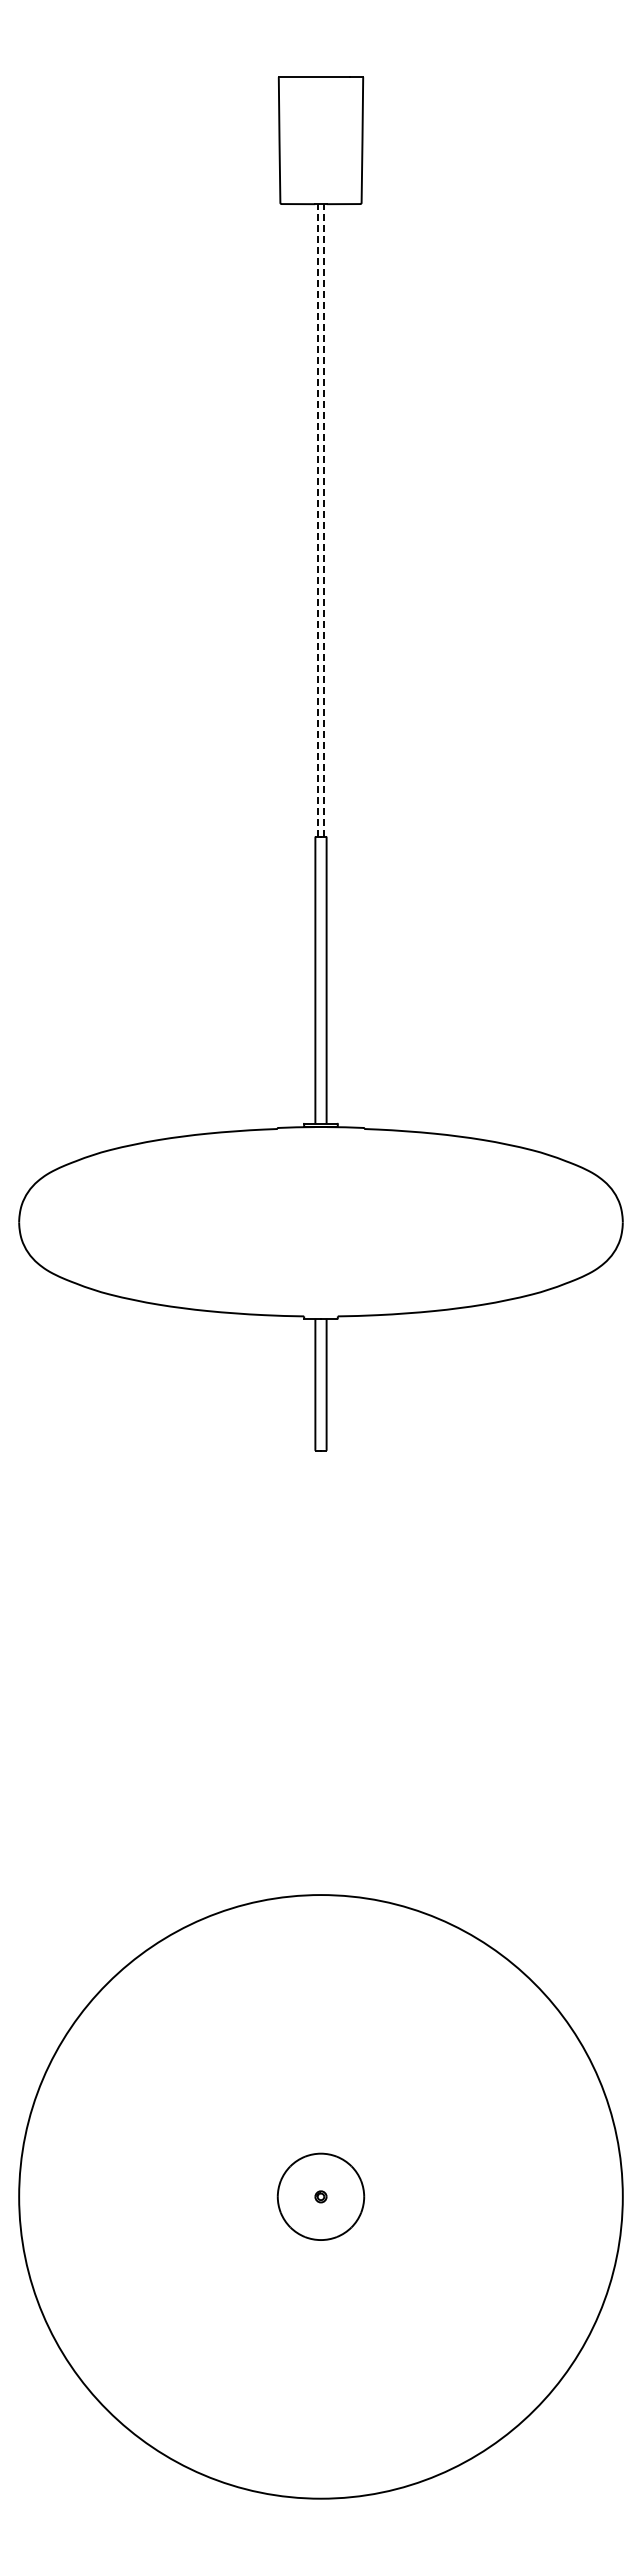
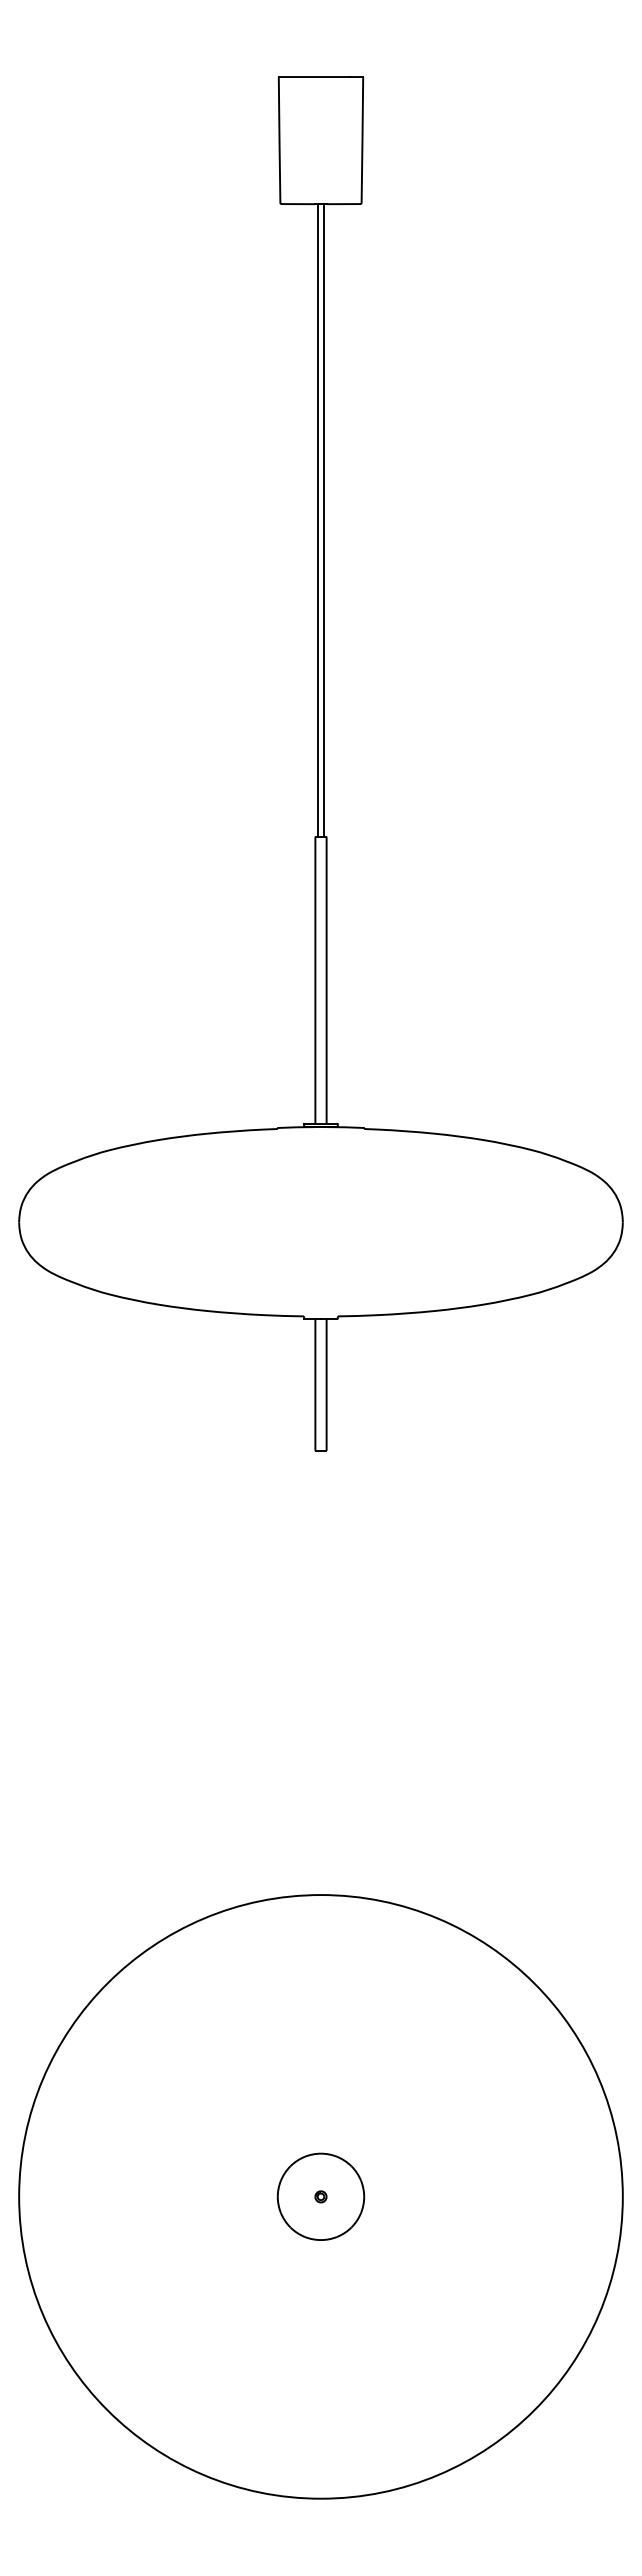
line: dashed -> solid (317, 520)
line: dashed -> solid (324, 520)
